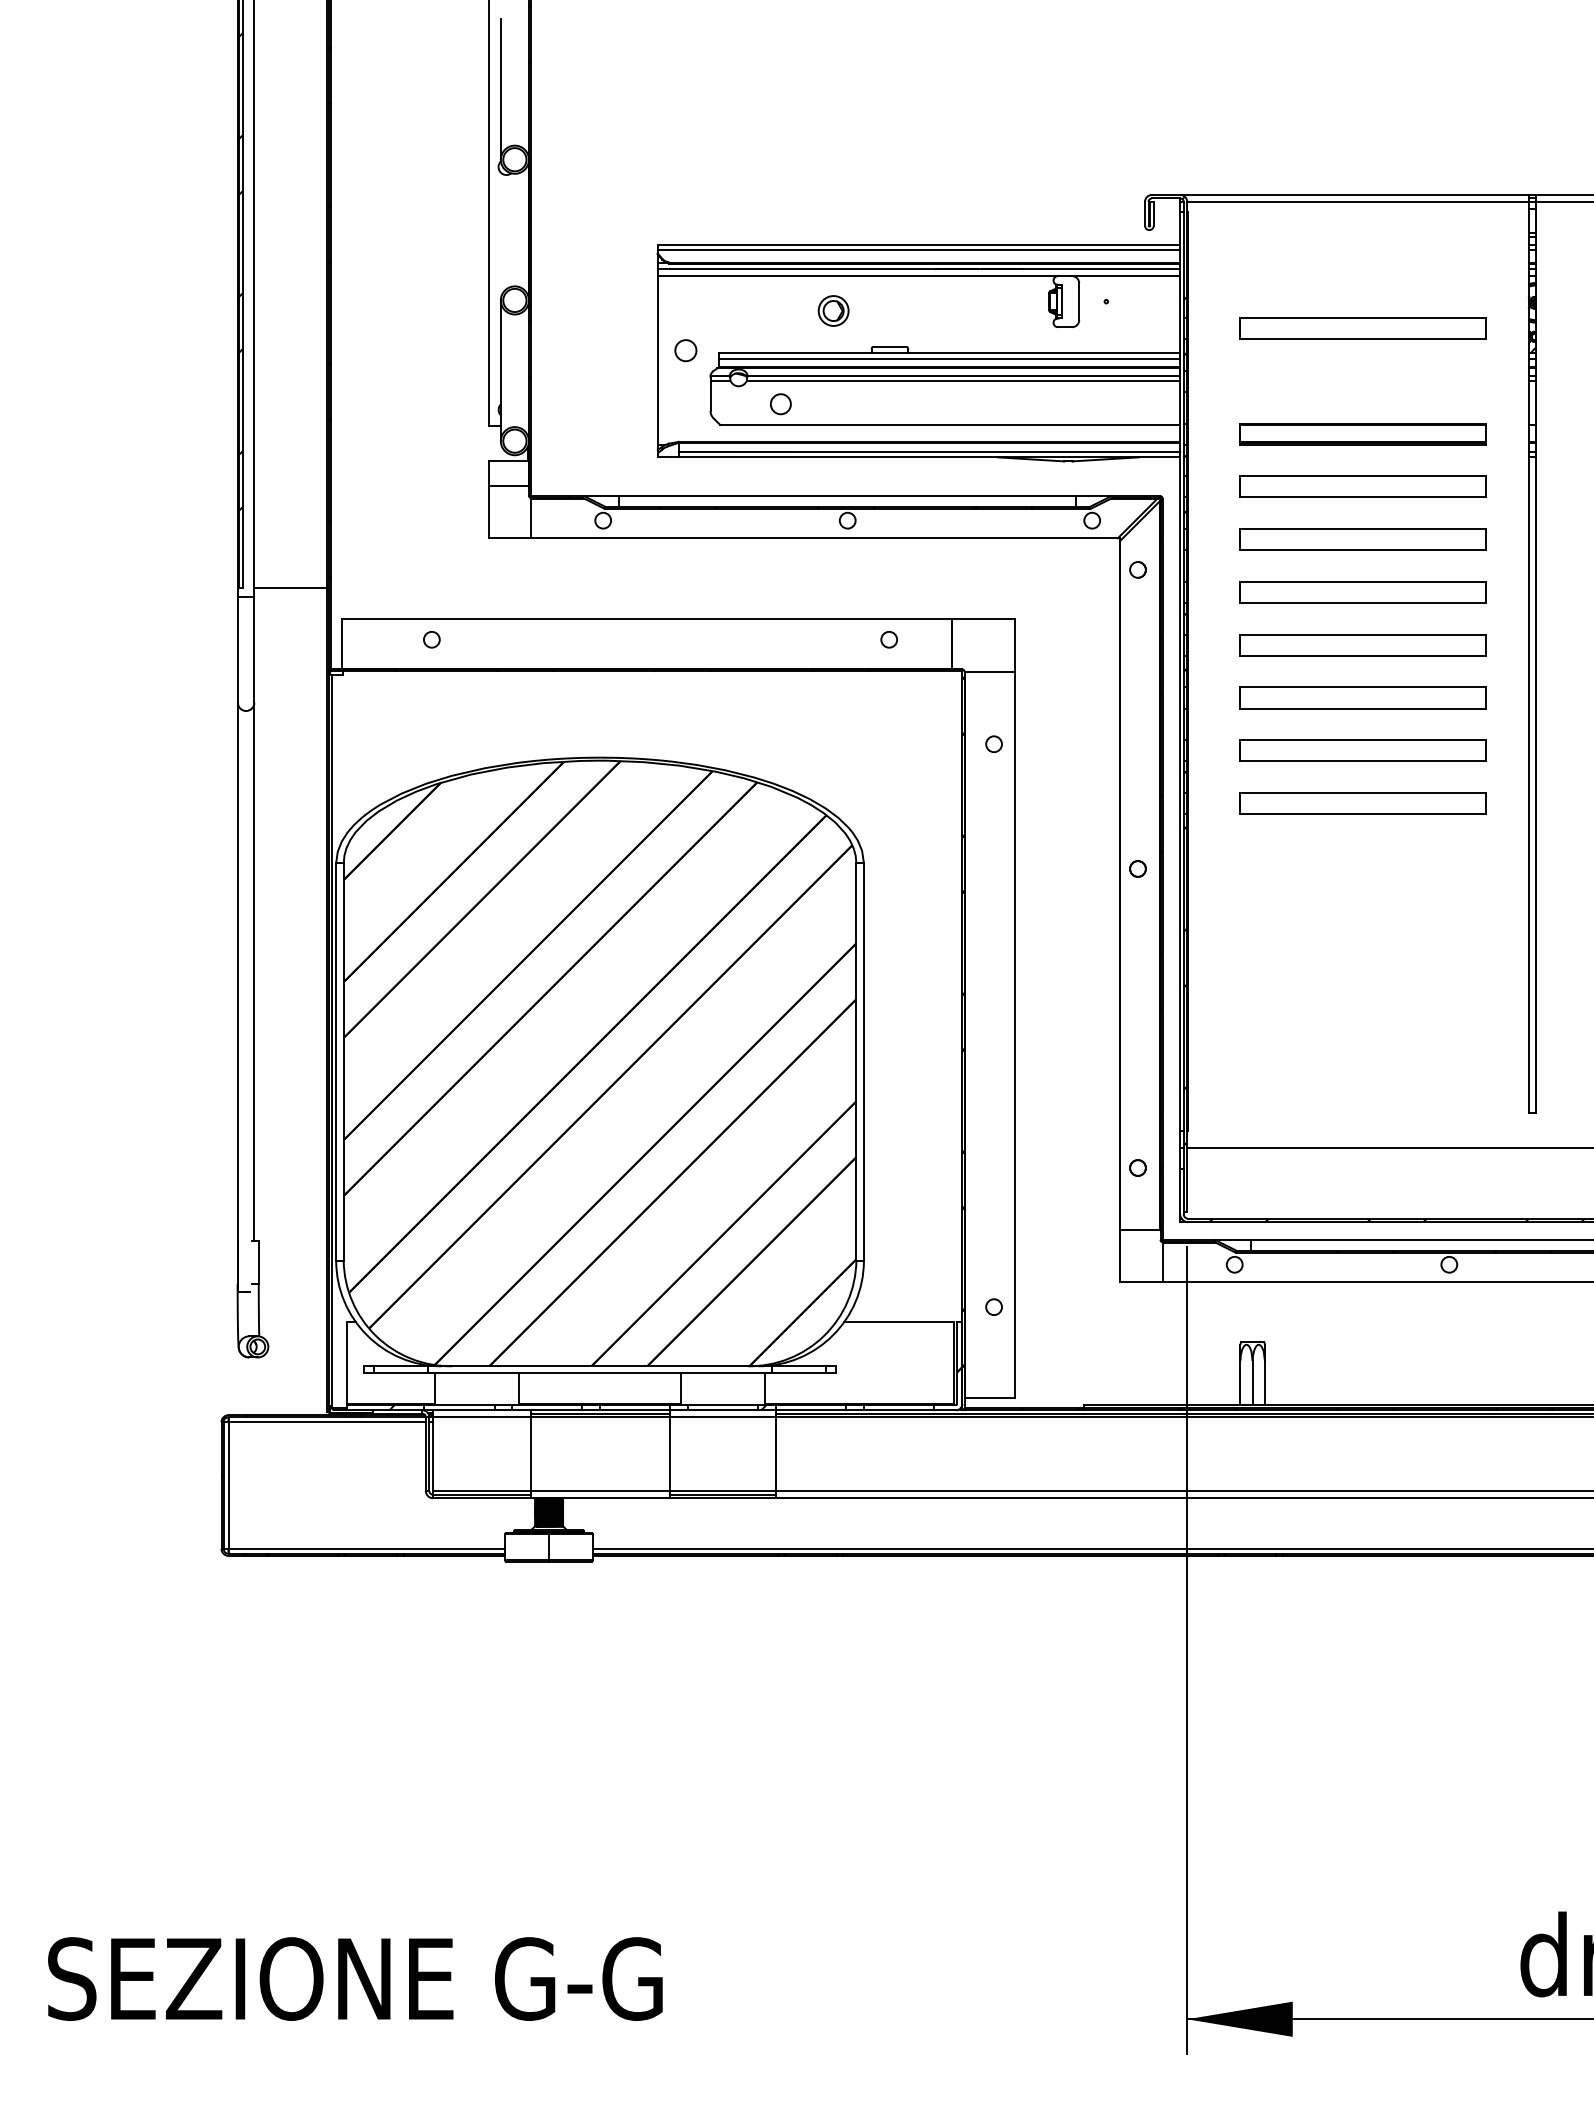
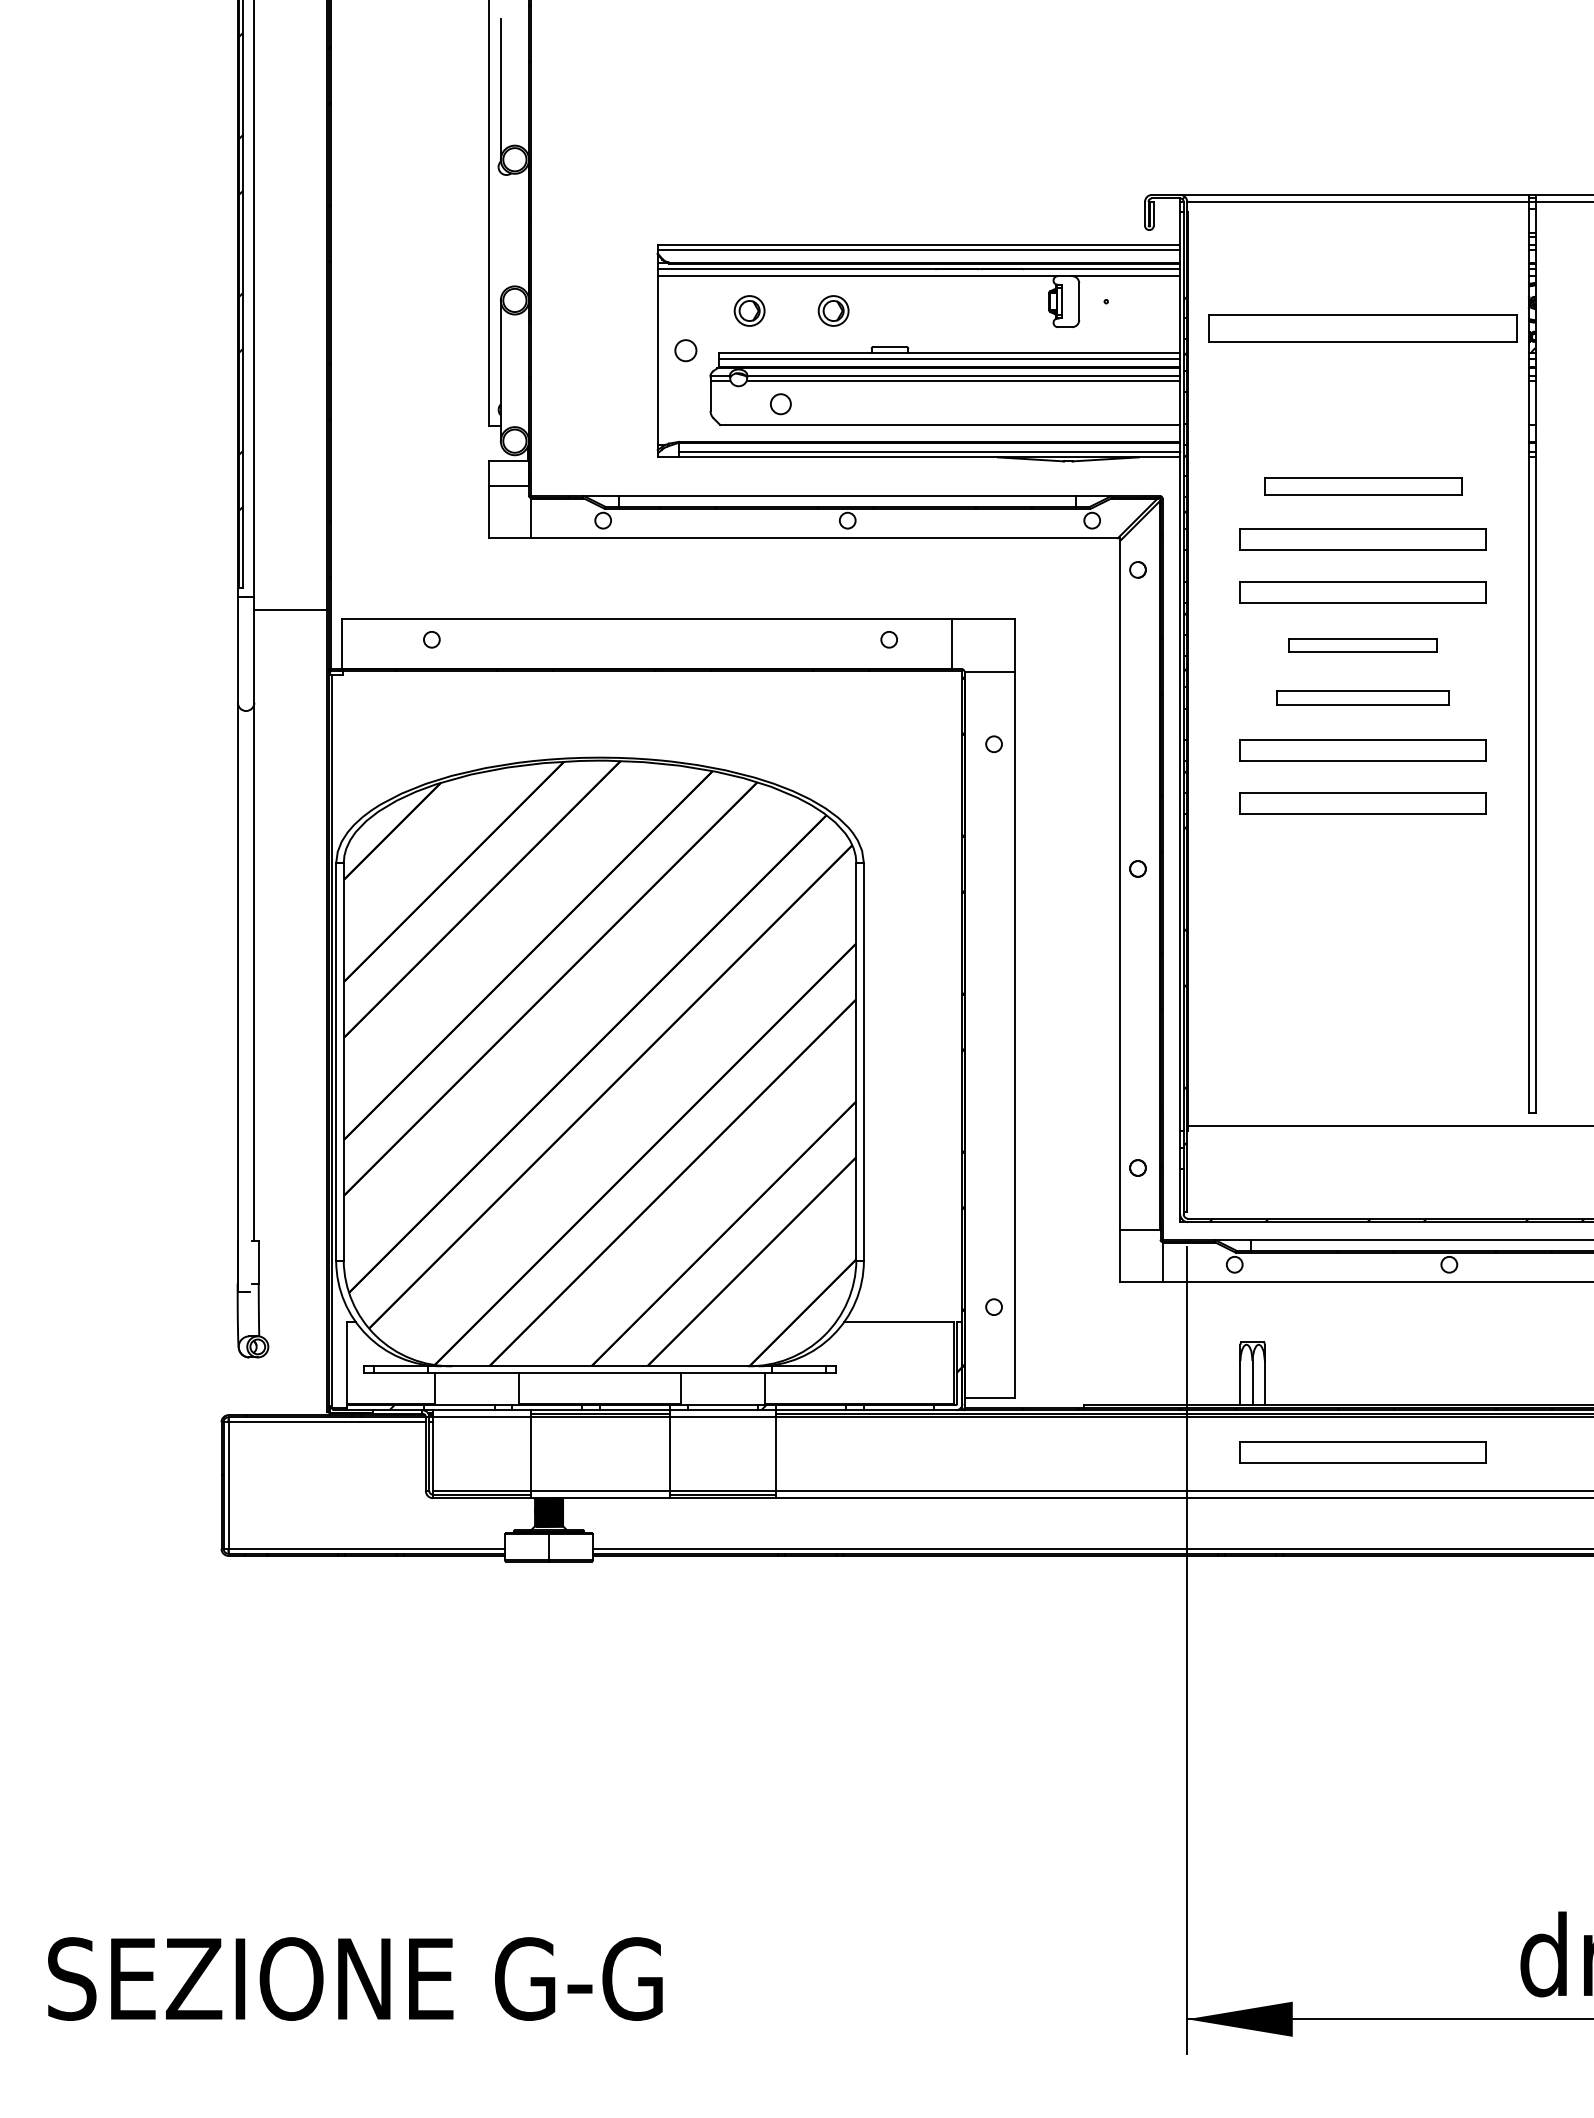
part: none -> present (749, 310)
part size: 248x23 px -> 310x29 px (1362, 328)
part: present -> none (1362, 434)
part size: 248x23 px -> 199x19 px (1363, 486)
line position: (290, 588) -> (290, 610) (290, 610)
part size: 248x23 px -> 150x15 px (1362, 645)
part size: 248x24 px -> 174x16 px (1362, 697)
line position: (1388, 1148) -> (1388, 1126) (1388, 1126)
part: none -> present (1362, 1452)
